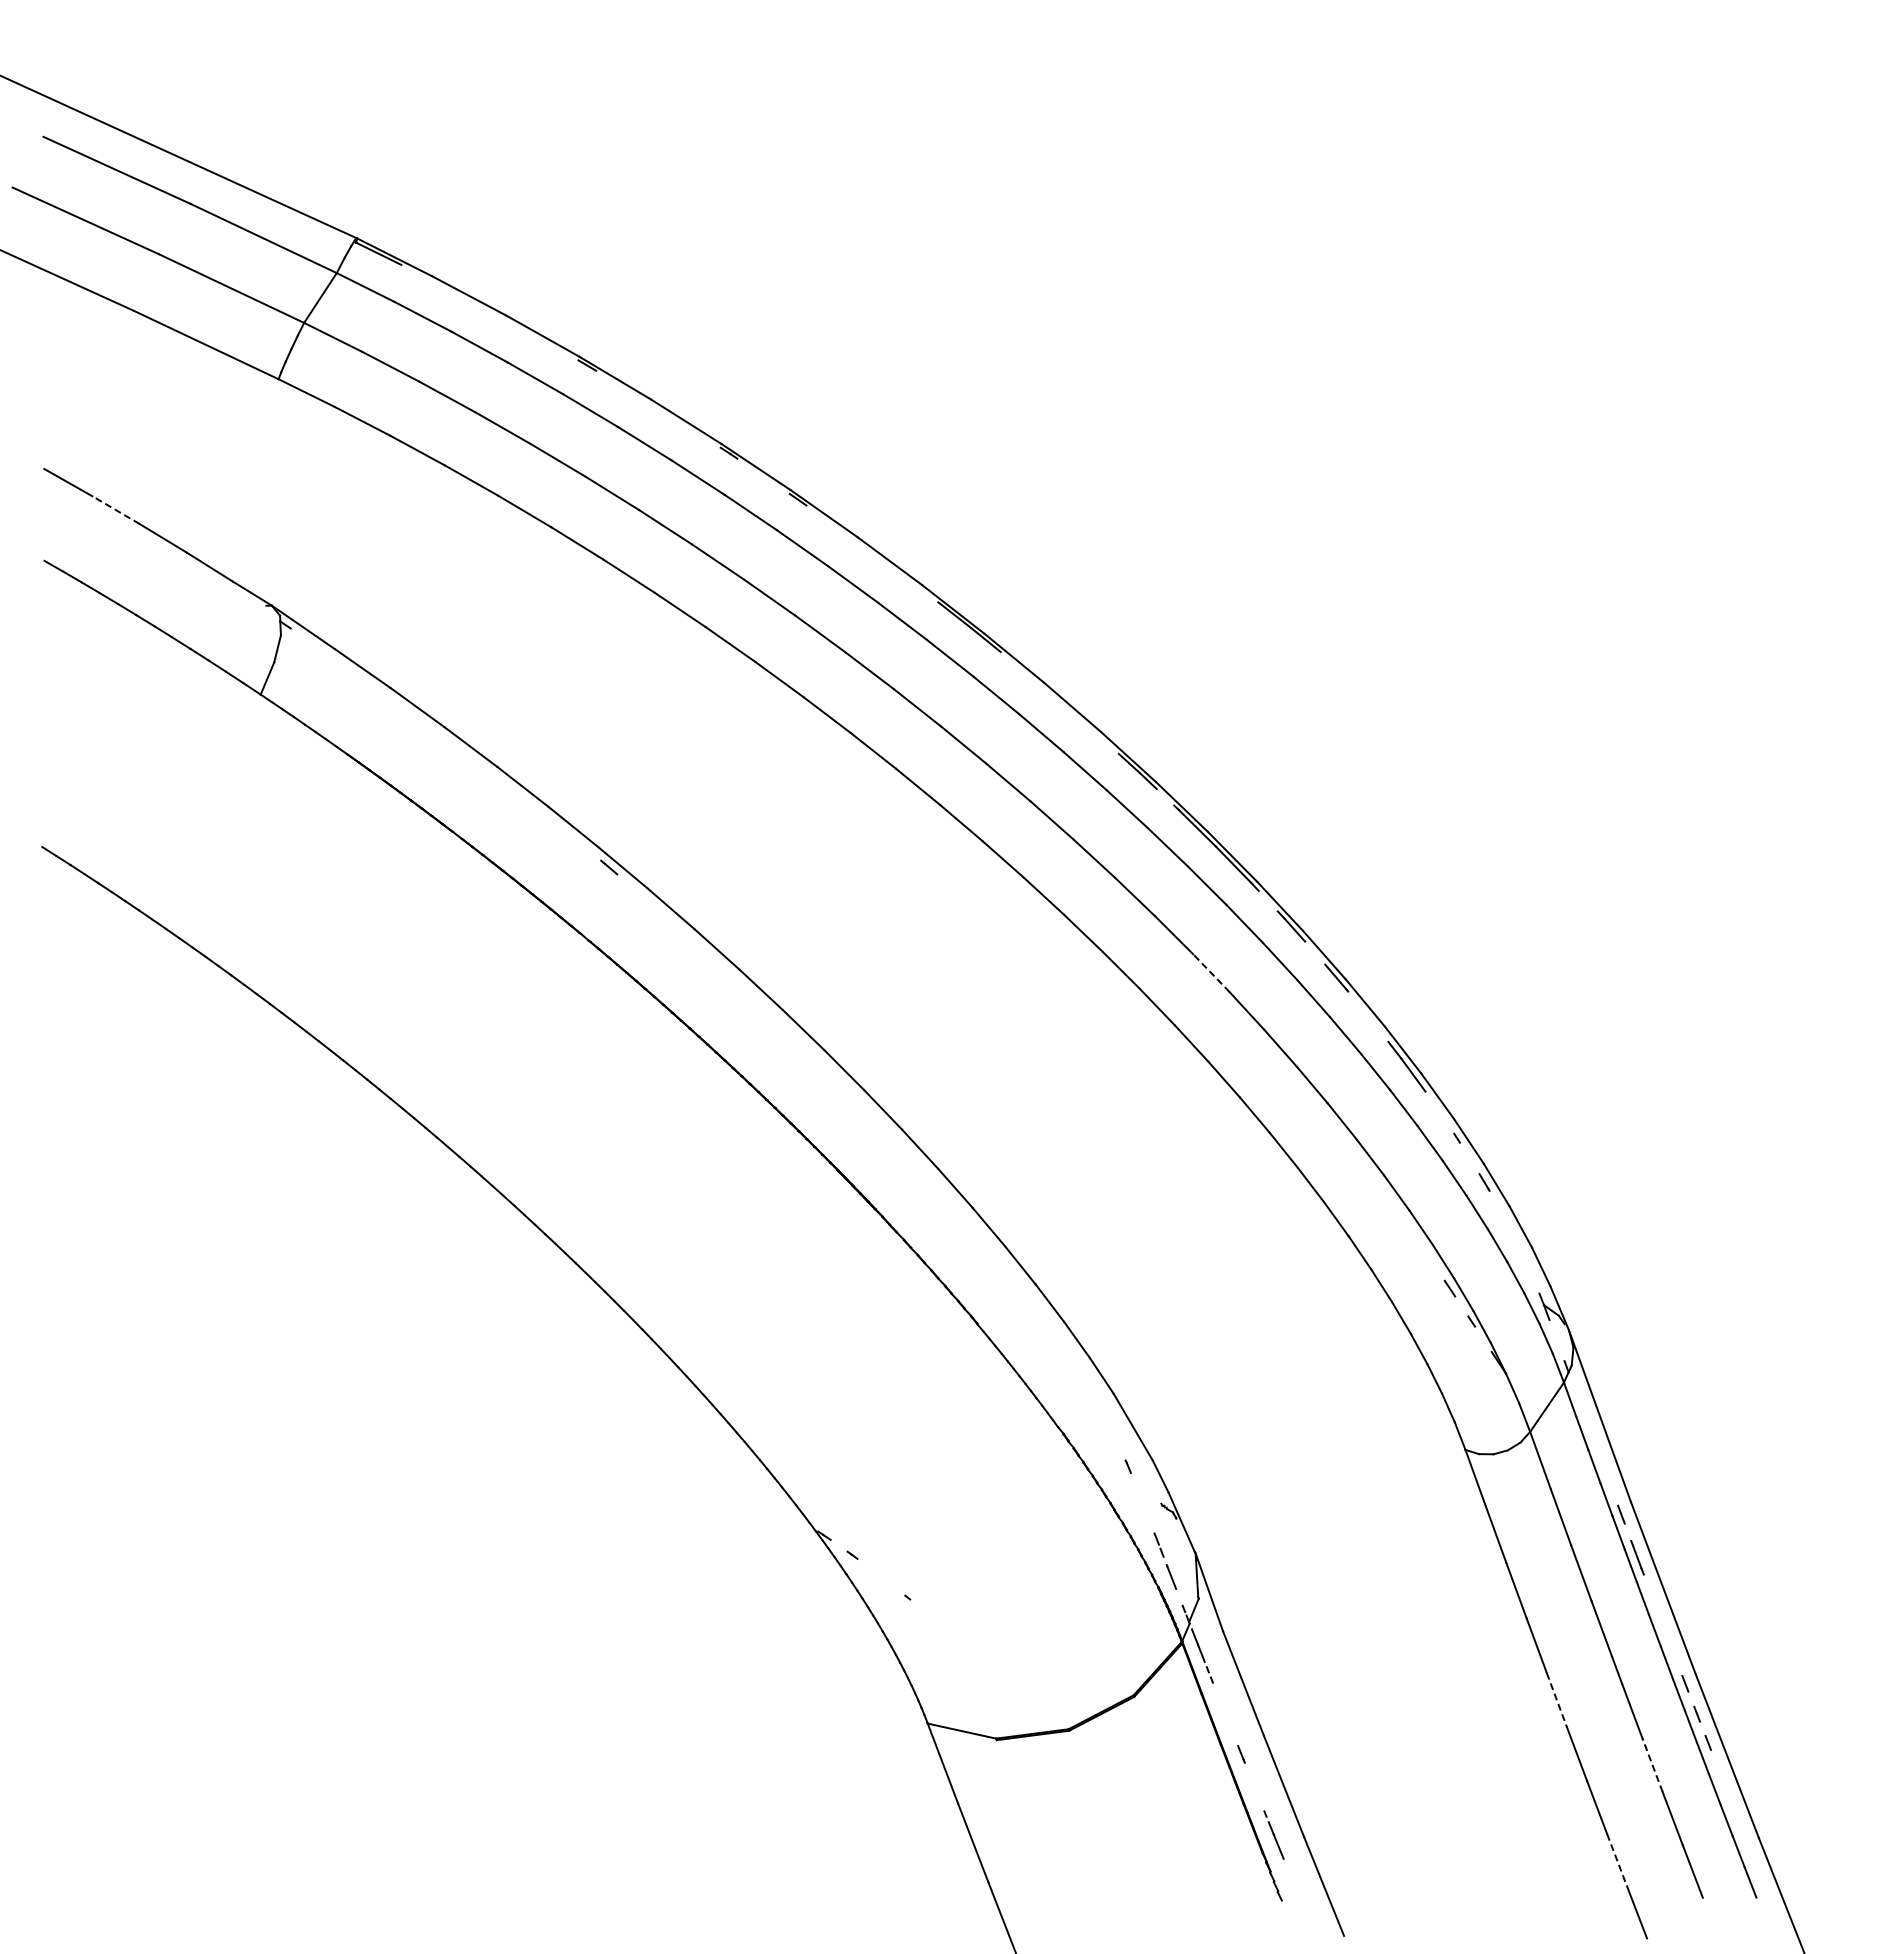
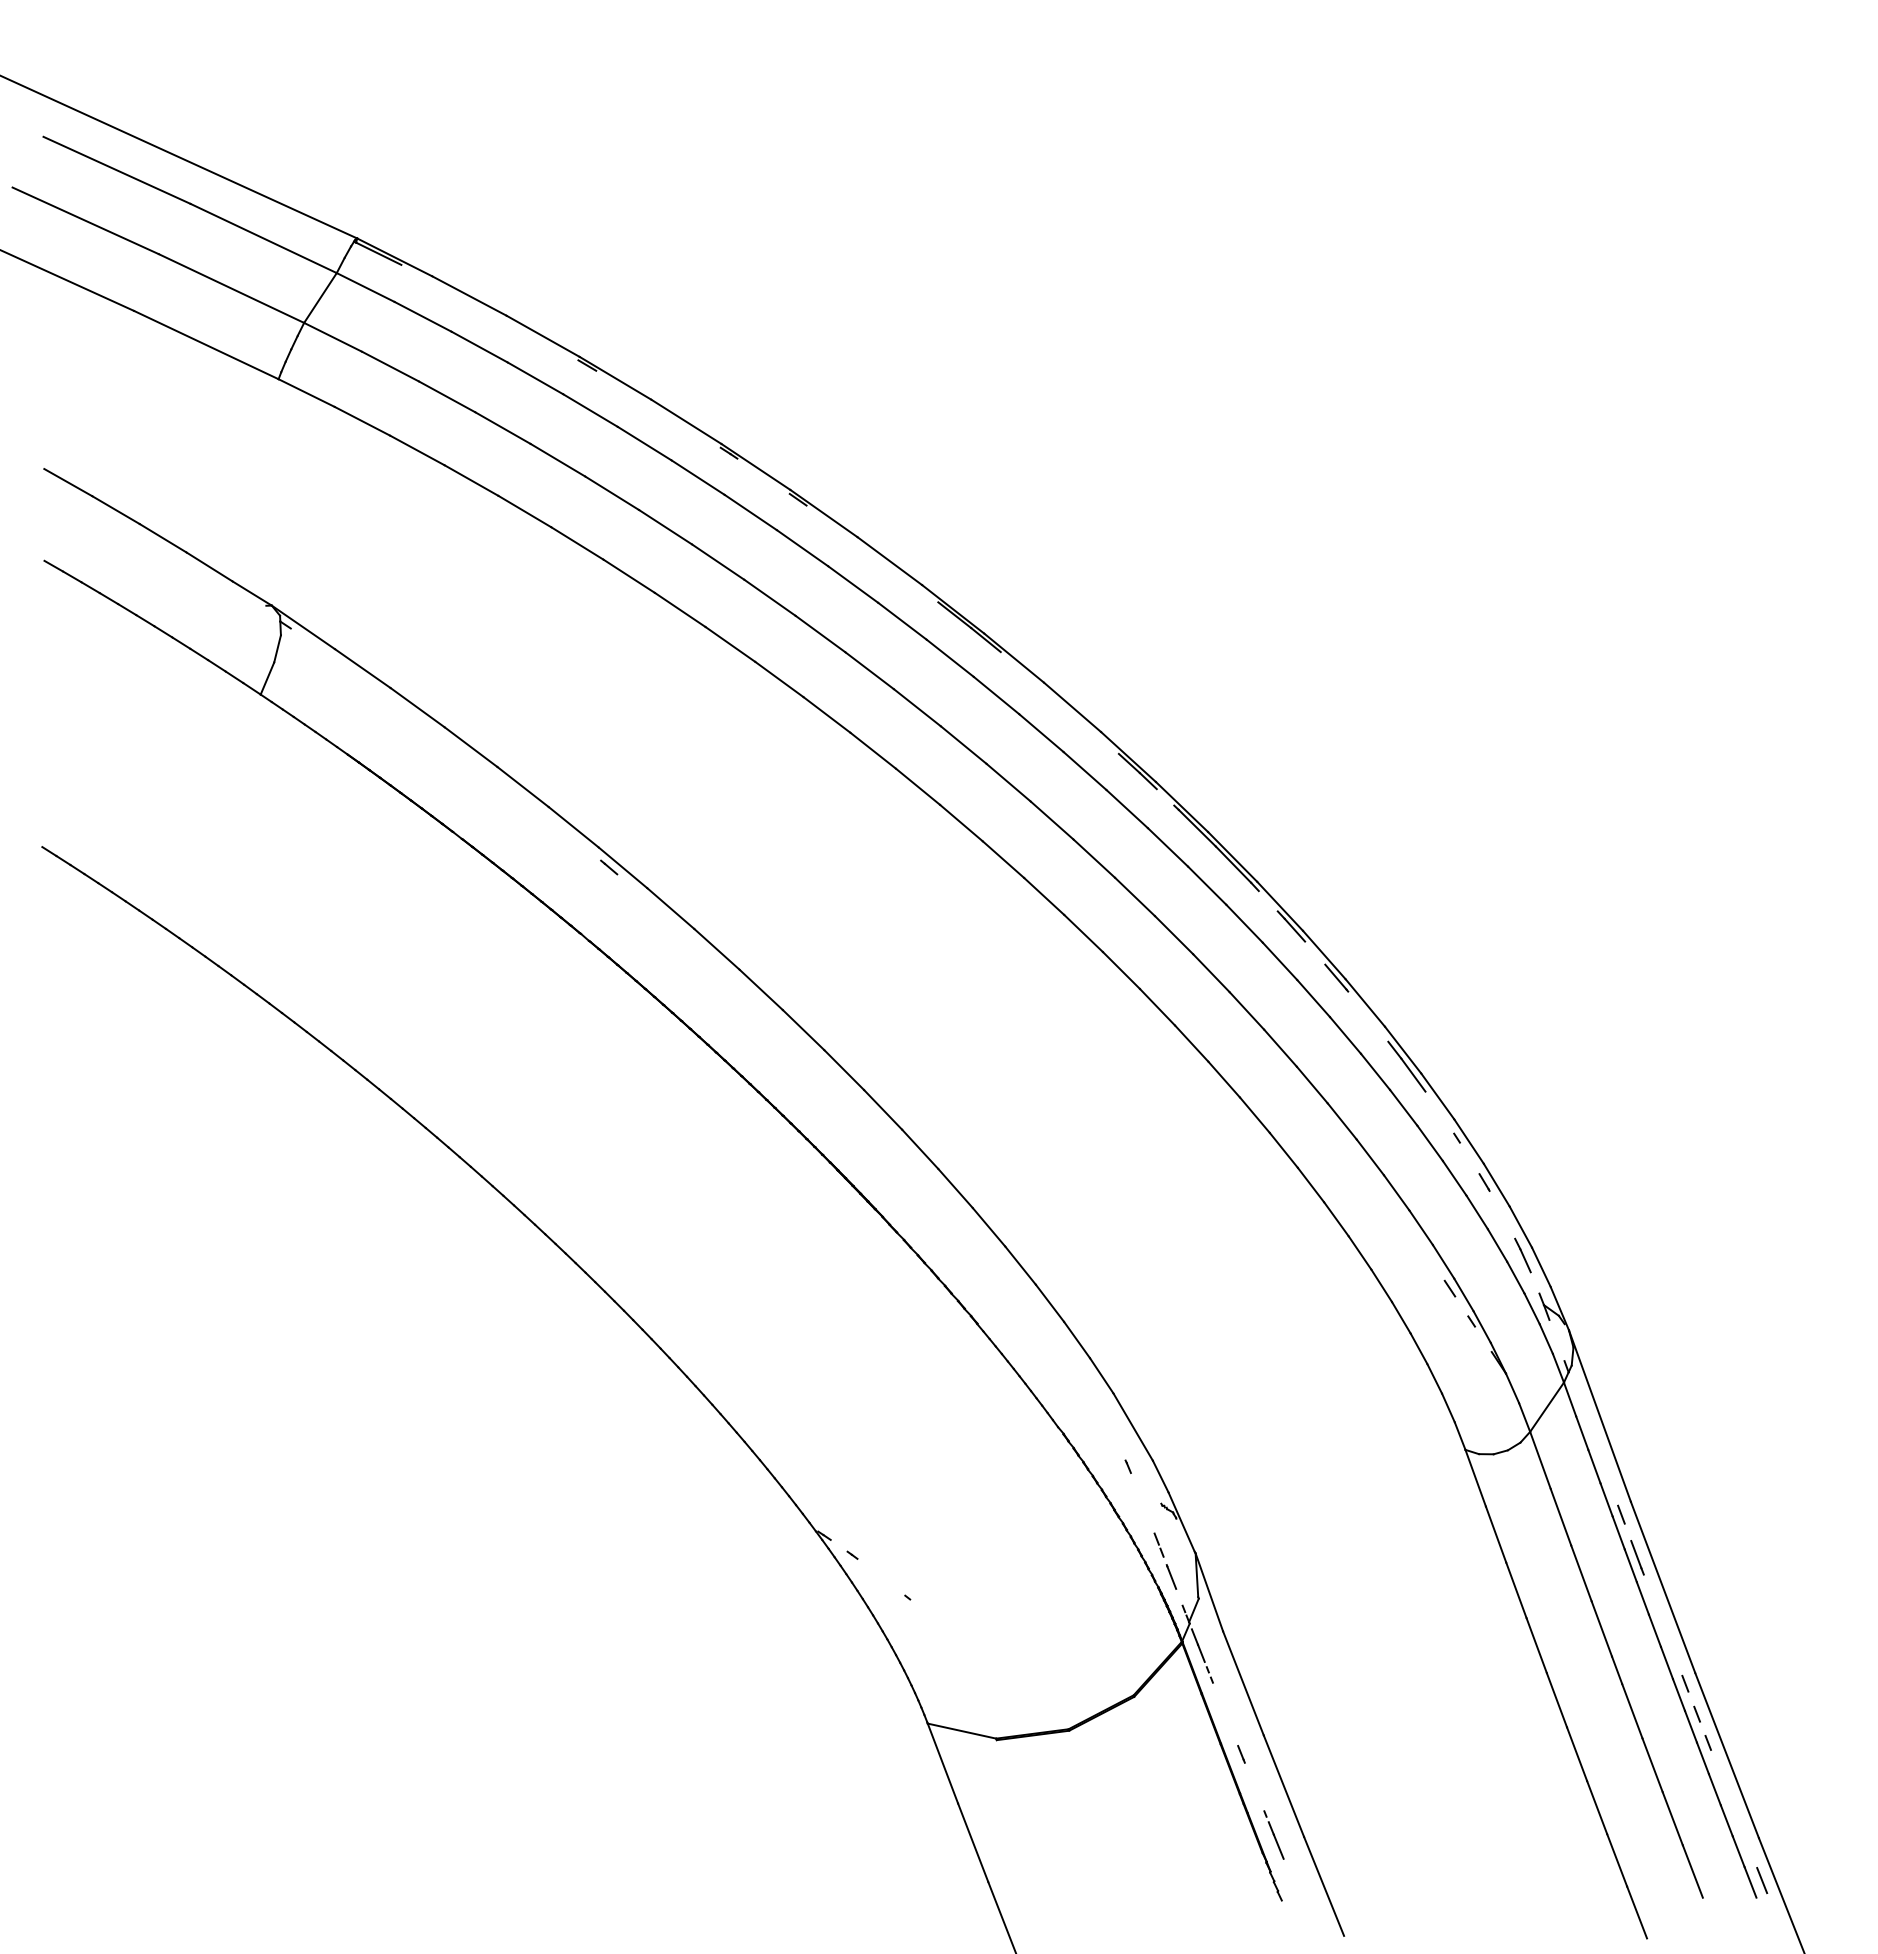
line: dashed -> solid (115, 509)
line: dashed -> solid (1211, 972)
line: none -> present (1522, 1255)
line: dashed -> solid (1556, 1700)
line: dashed -> solid (1652, 1765)
line: dashed -> solid (1617, 1860)
line: none -> present (1762, 1880)
